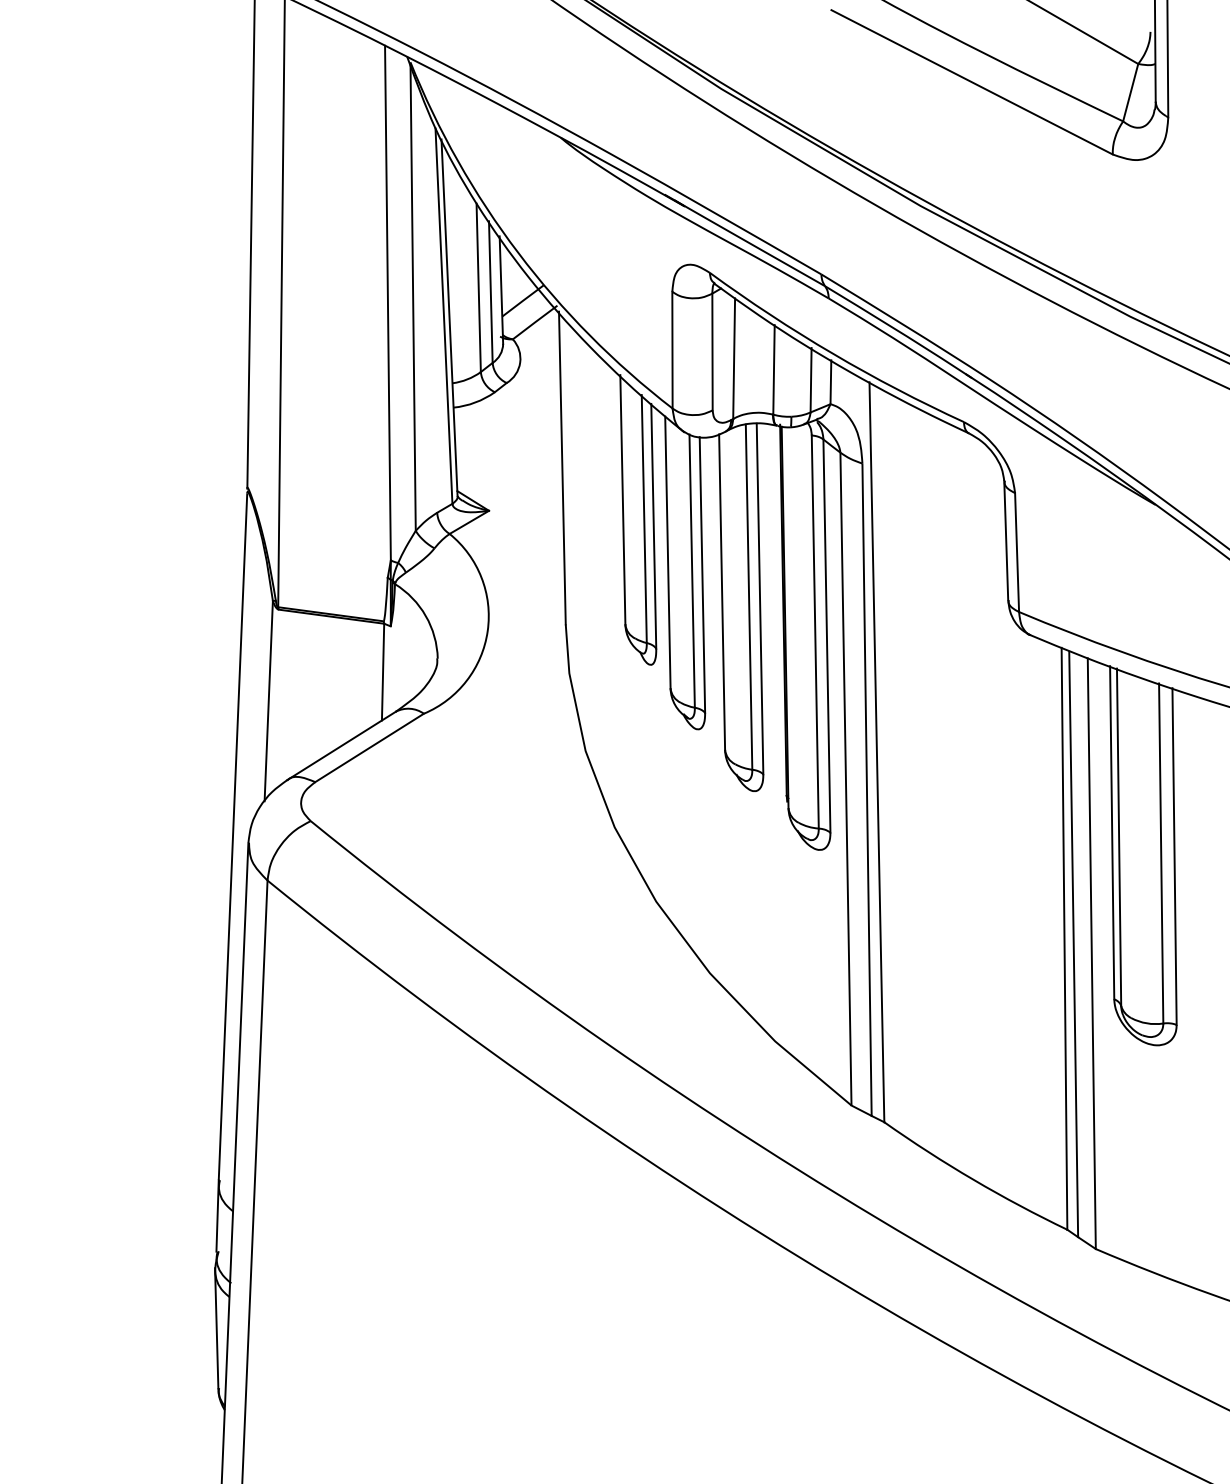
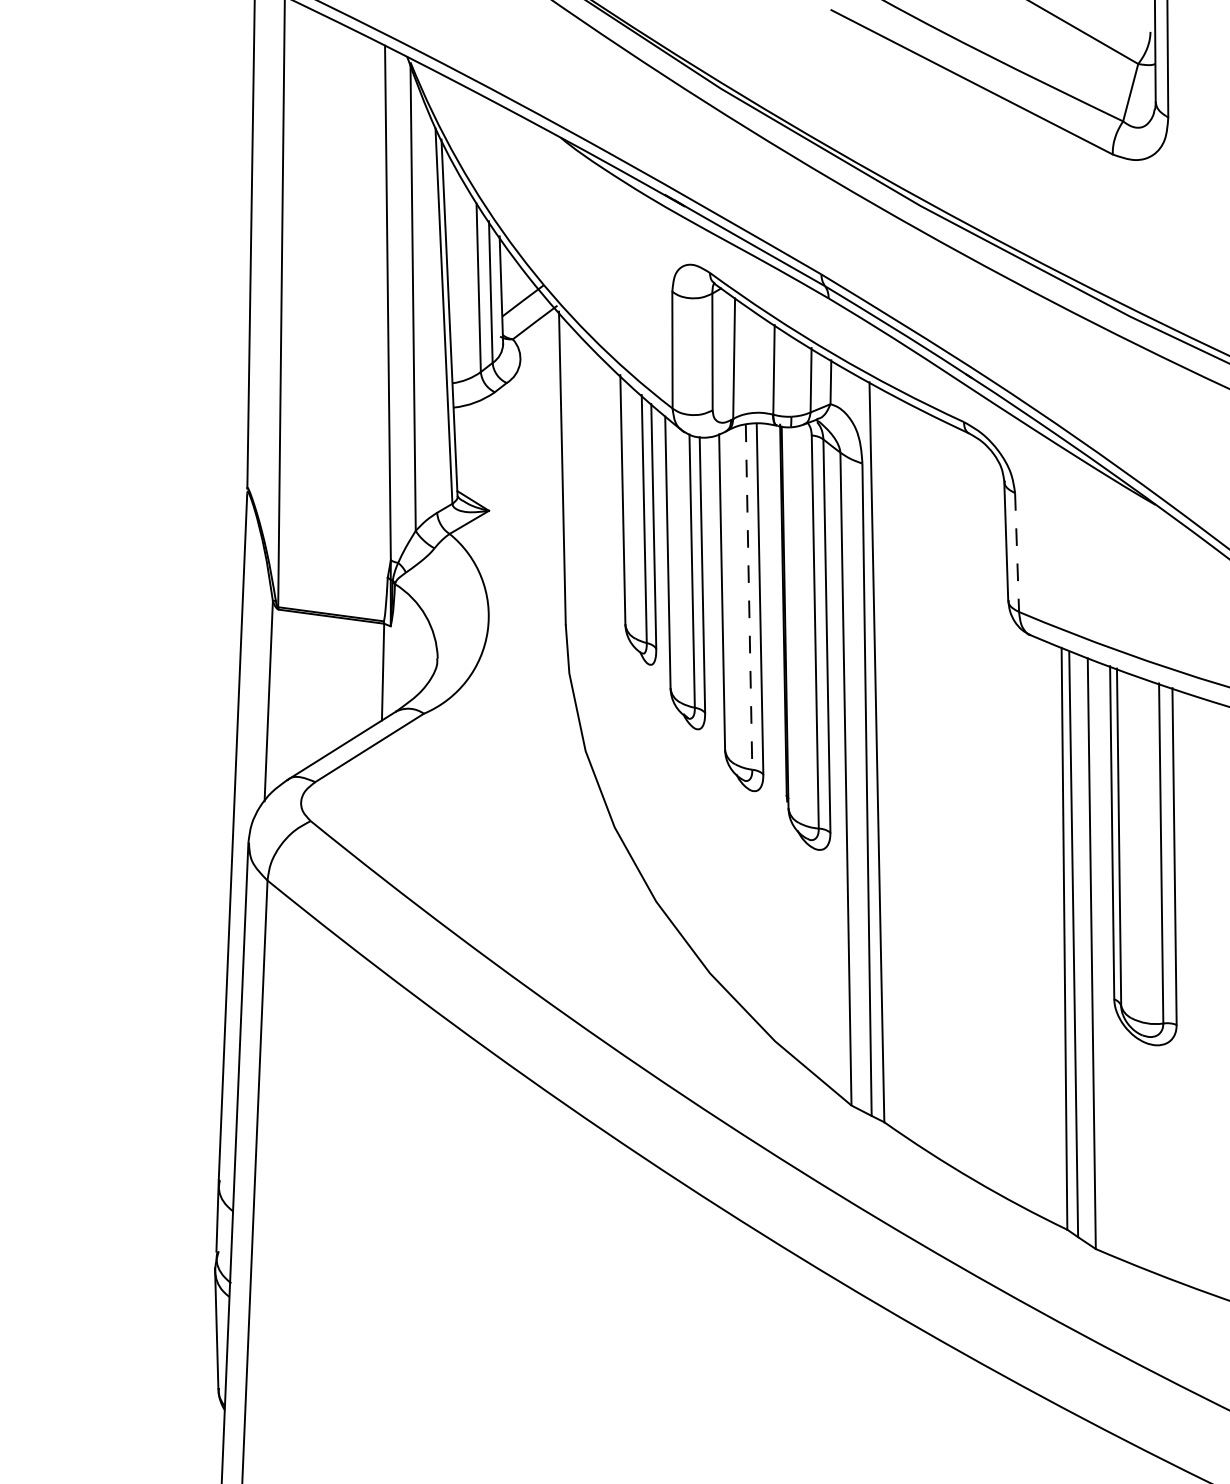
line: solid -> dashed (1017, 553)
line: solid -> dashed (749, 597)
